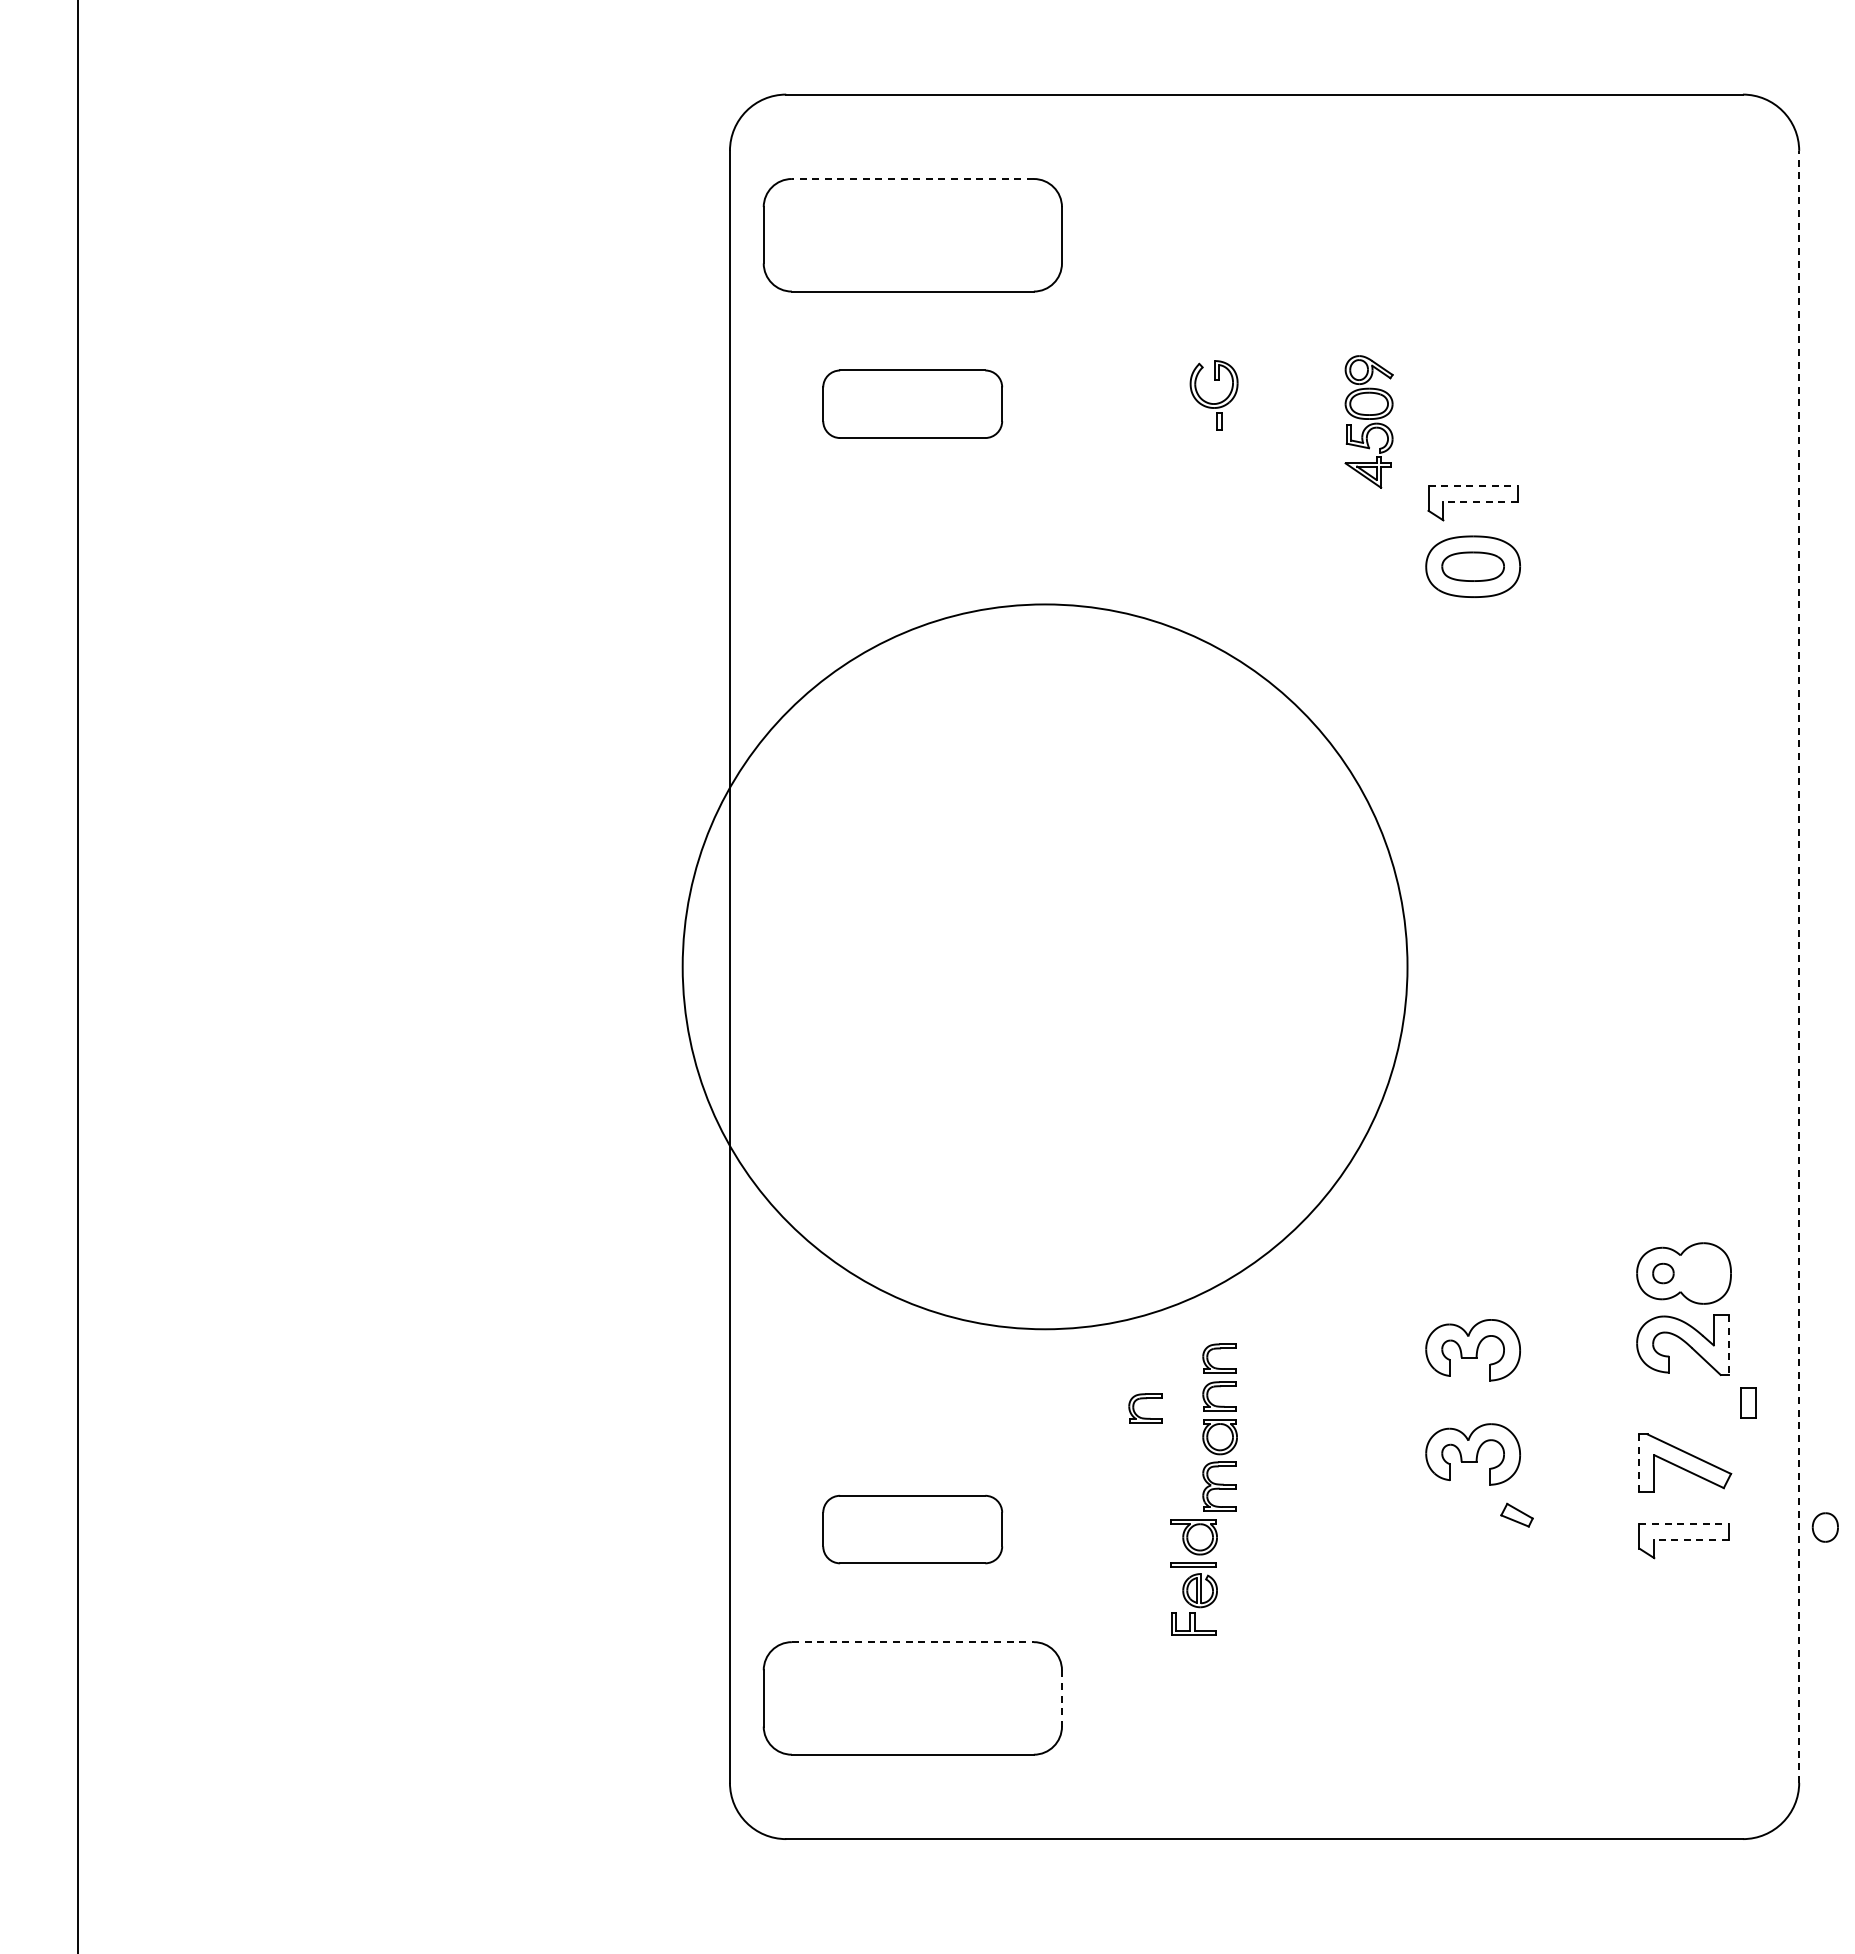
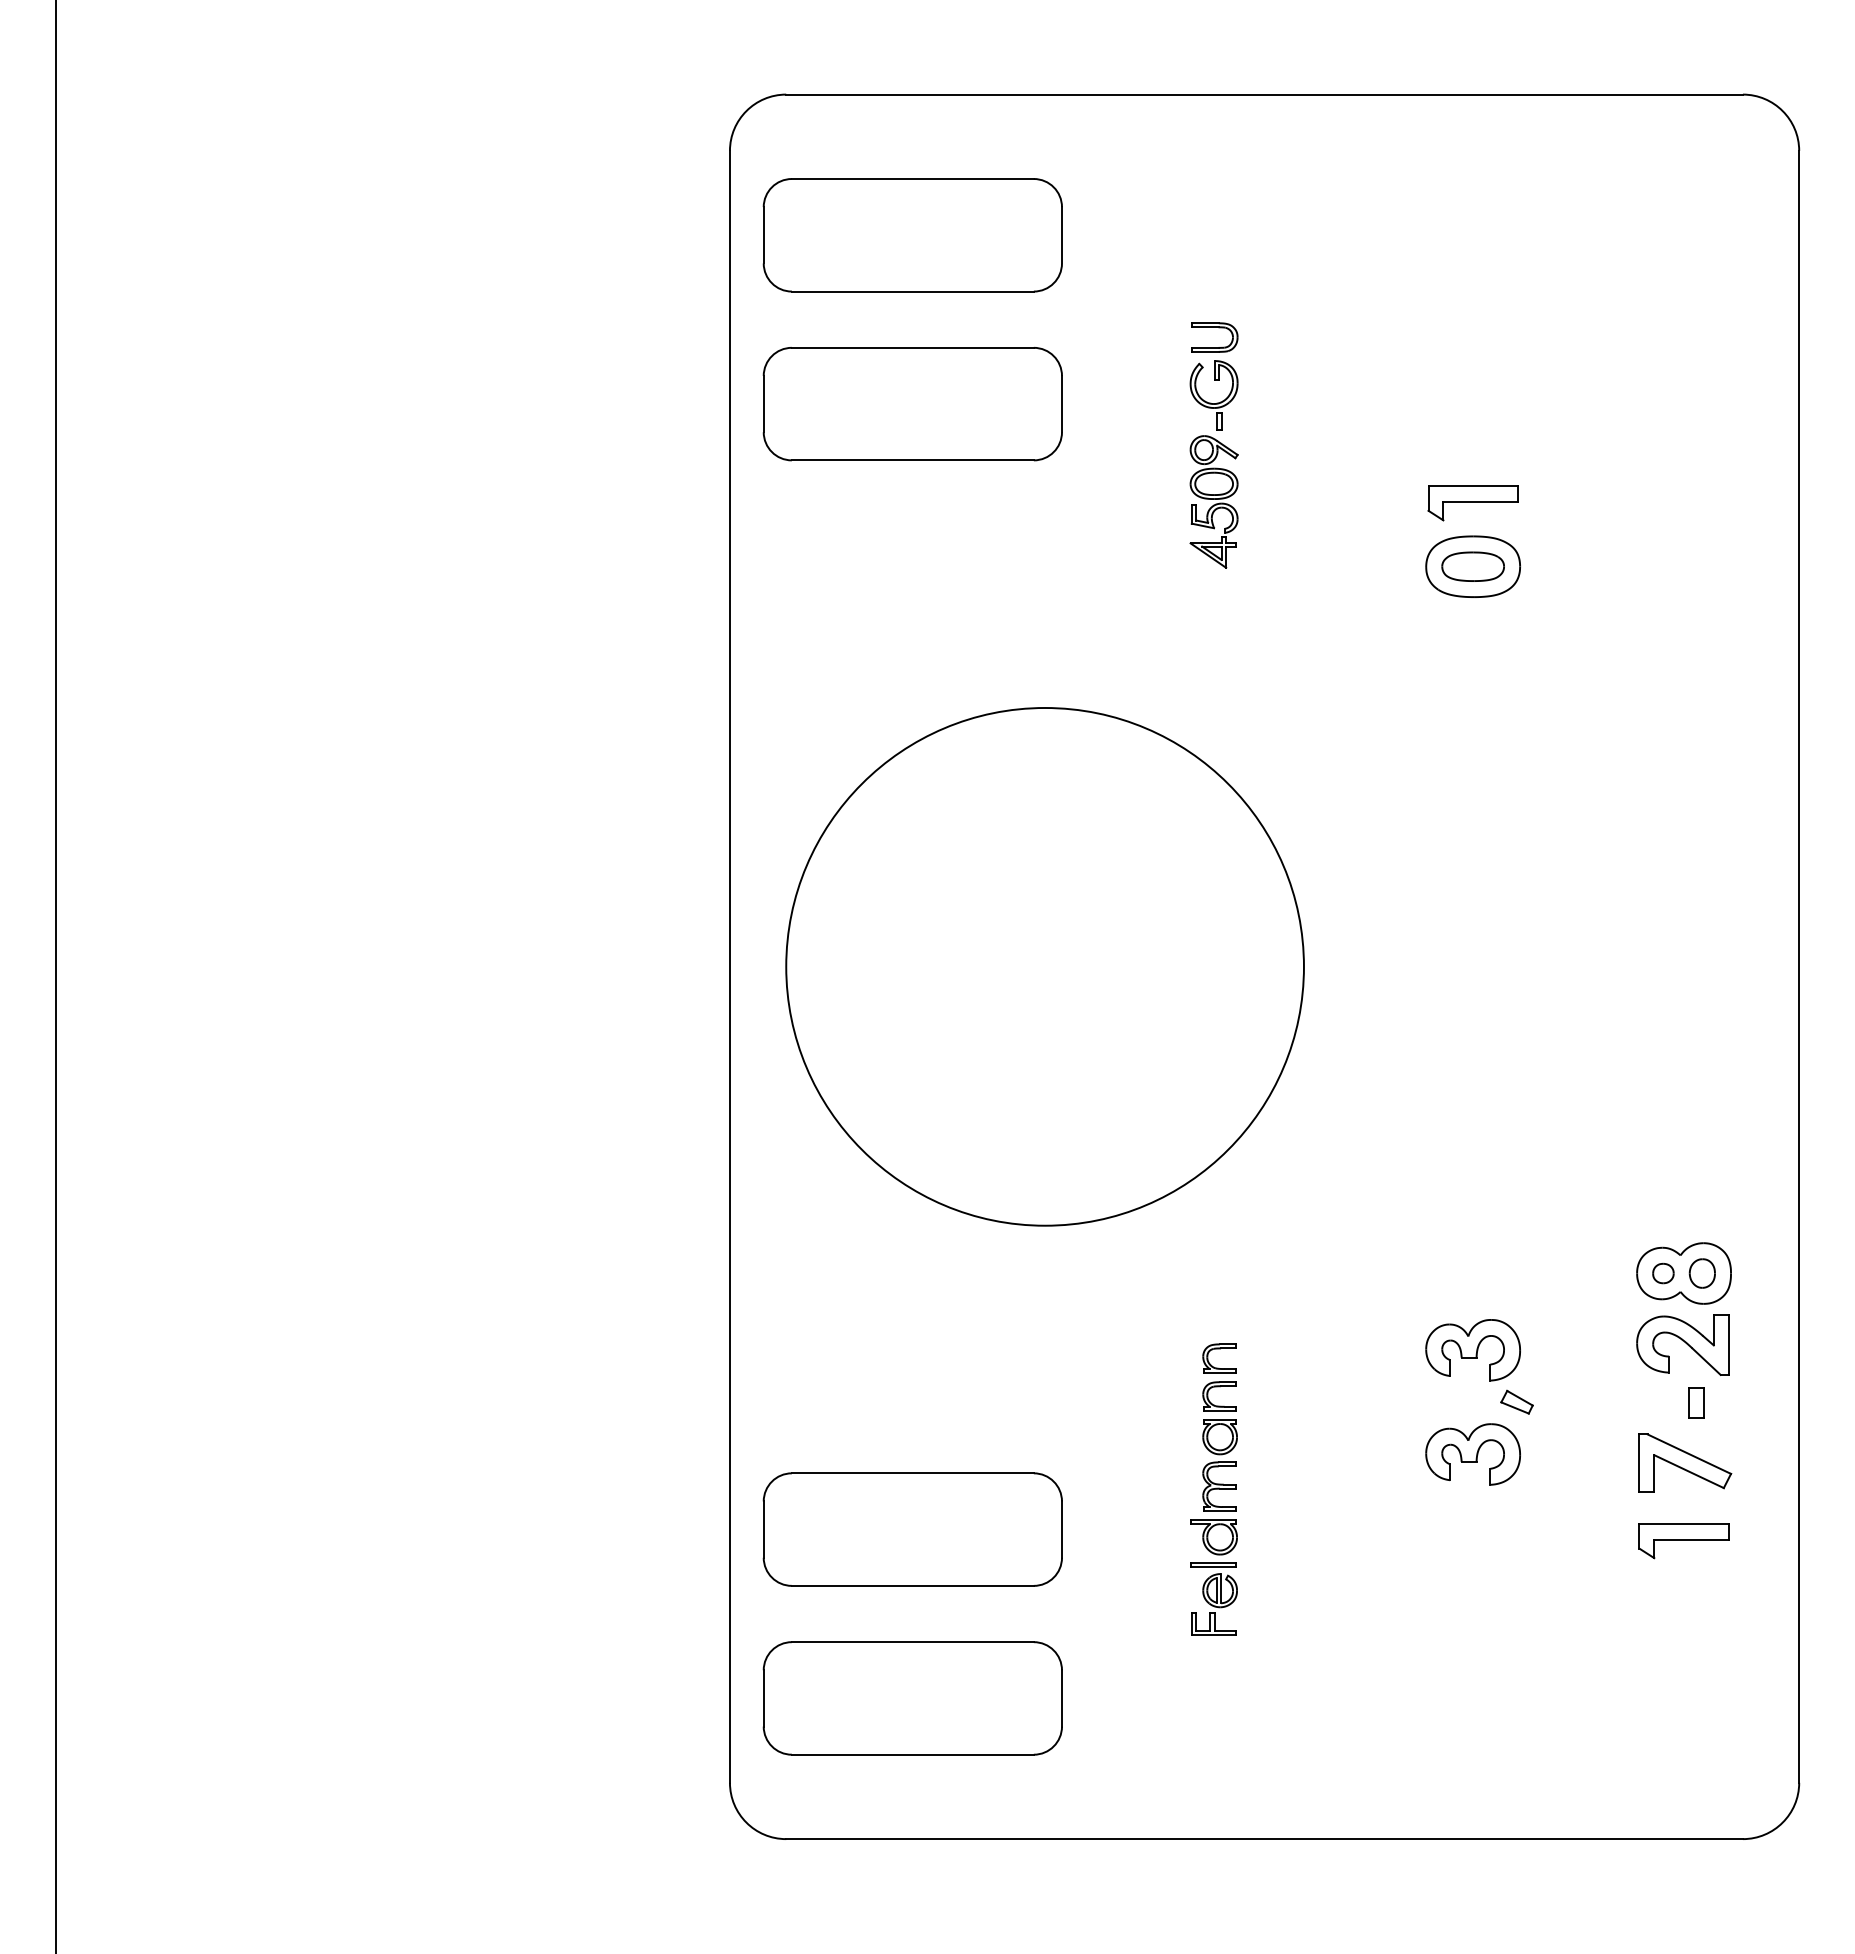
line: dashed -> solid (912, 179)
part: none -> present (1214, 327)
part size: 182x70 px -> 301x115 px (912, 404)
part position: (1368, 421) -> (1213, 501) (1213, 501)
line: dashed -> solid (1473, 486)
line: dashed -> solid (1480, 502)
circle diameter: 725 px -> 518 px (1044, 966)
line: dashed -> solid (1799, 966)
line position: (77, 976) -> (55, 976) (55, 976)
line: dashed -> solid (1728, 1345)
part: present -> none (1145, 1399)
part position: (1748, 1402) -> (1696, 1402) (1696, 1402)
line: dashed -> solid (1639, 1463)
part position: (1516, 1514) -> (1516, 1401) (1516, 1401)
line: dashed -> solid (1684, 1523)
part position: (1824, 1527) -> (1701, 1273) (1701, 1273)
part size: 182x71 px -> 301x115 px (912, 1529)
line: dashed -> solid (1691, 1539)
part position: (1193, 1577) -> (1213, 1577) (1213, 1577)
line: dashed -> solid (912, 1642)
line: dashed -> solid (1061, 1698)
